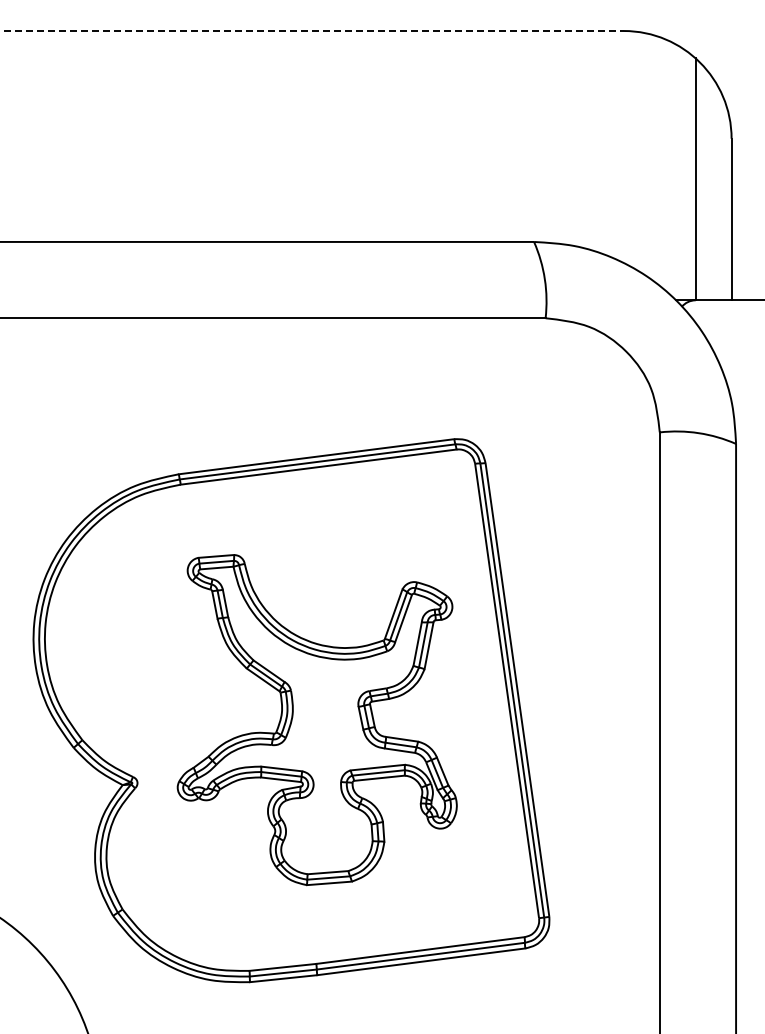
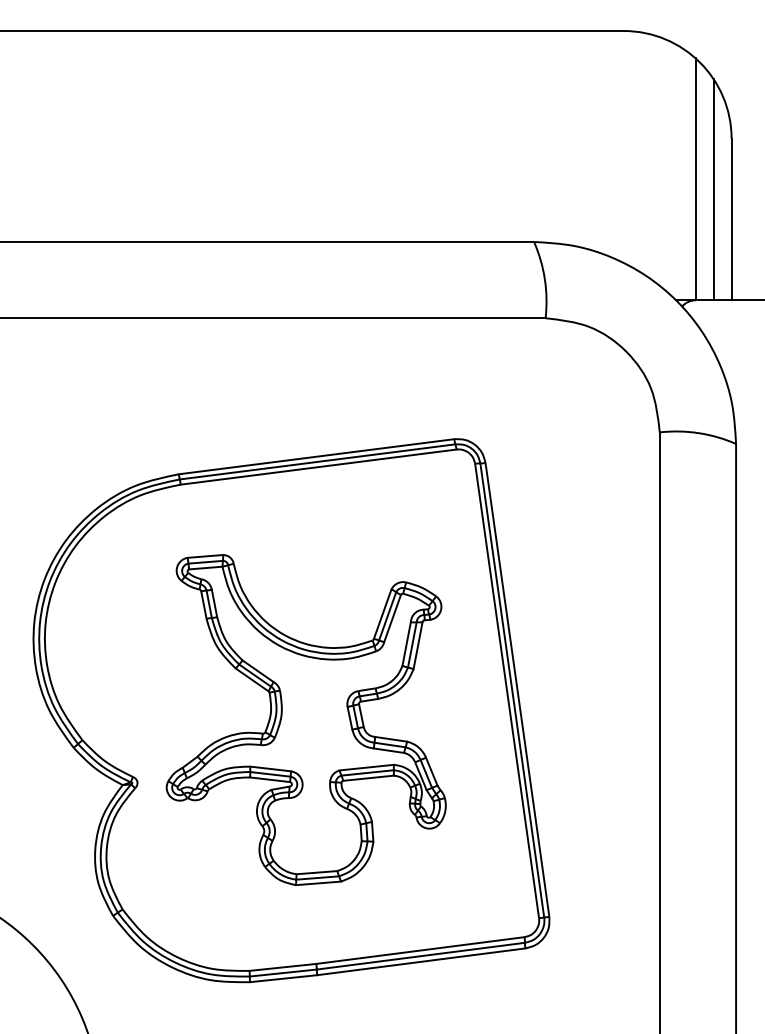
line: dashed -> solid (312, 31)
line: none -> present (713, 189)
part position: (316, 720) -> (305, 720) (305, 720)
